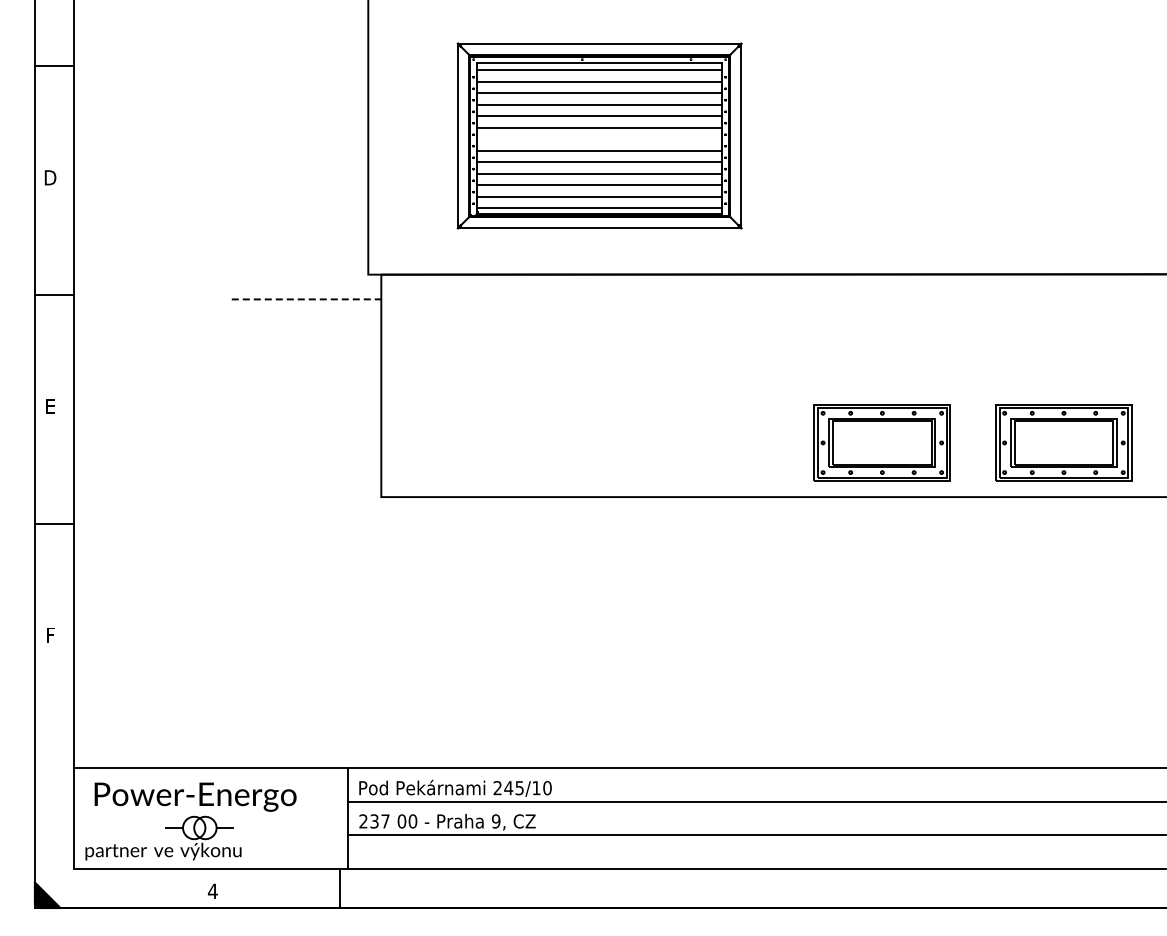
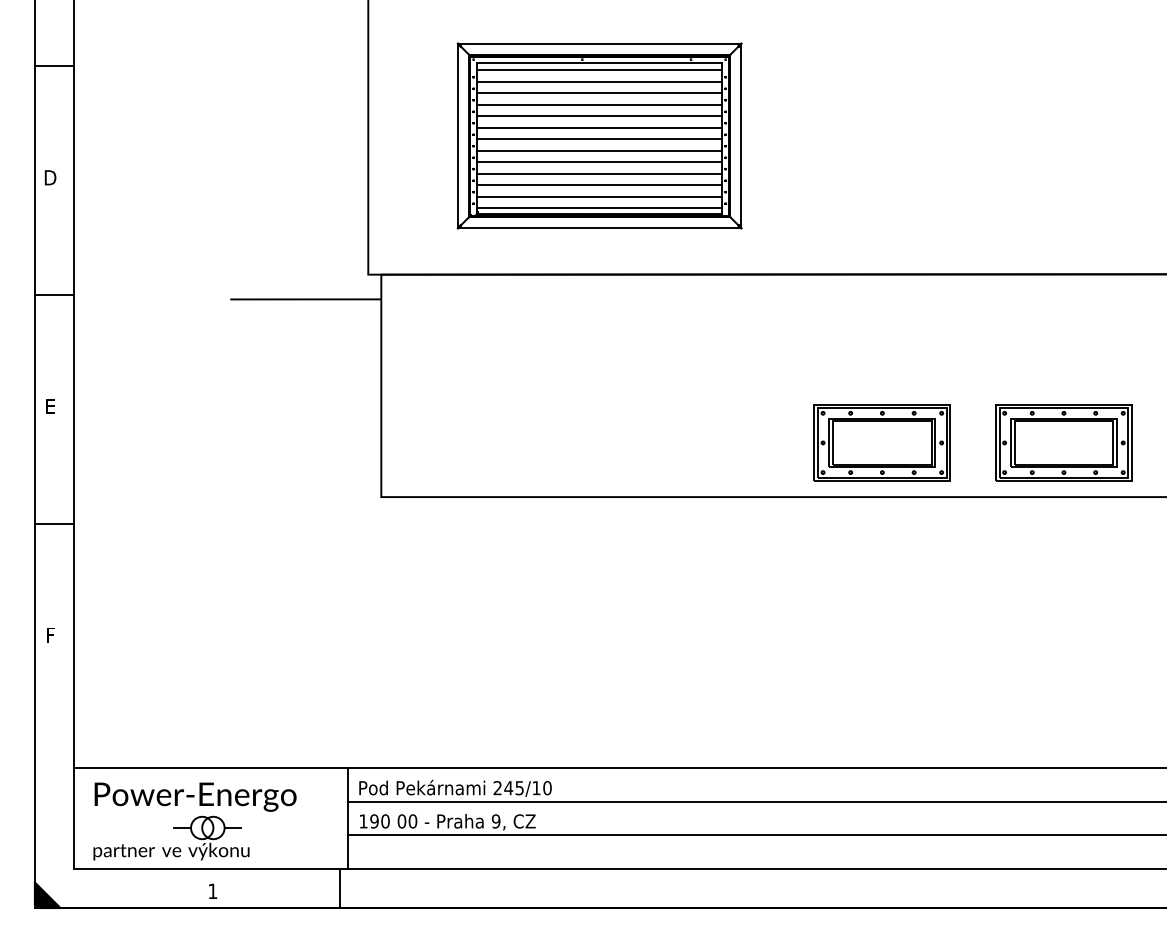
line: none -> present (599, 139)
line: dashed -> solid (306, 299)
text: 237 -> 190 (374, 821)
part position: (165, 828) -> (173, 828) (173, 828)
text: 4 -> 1 (212, 890)
